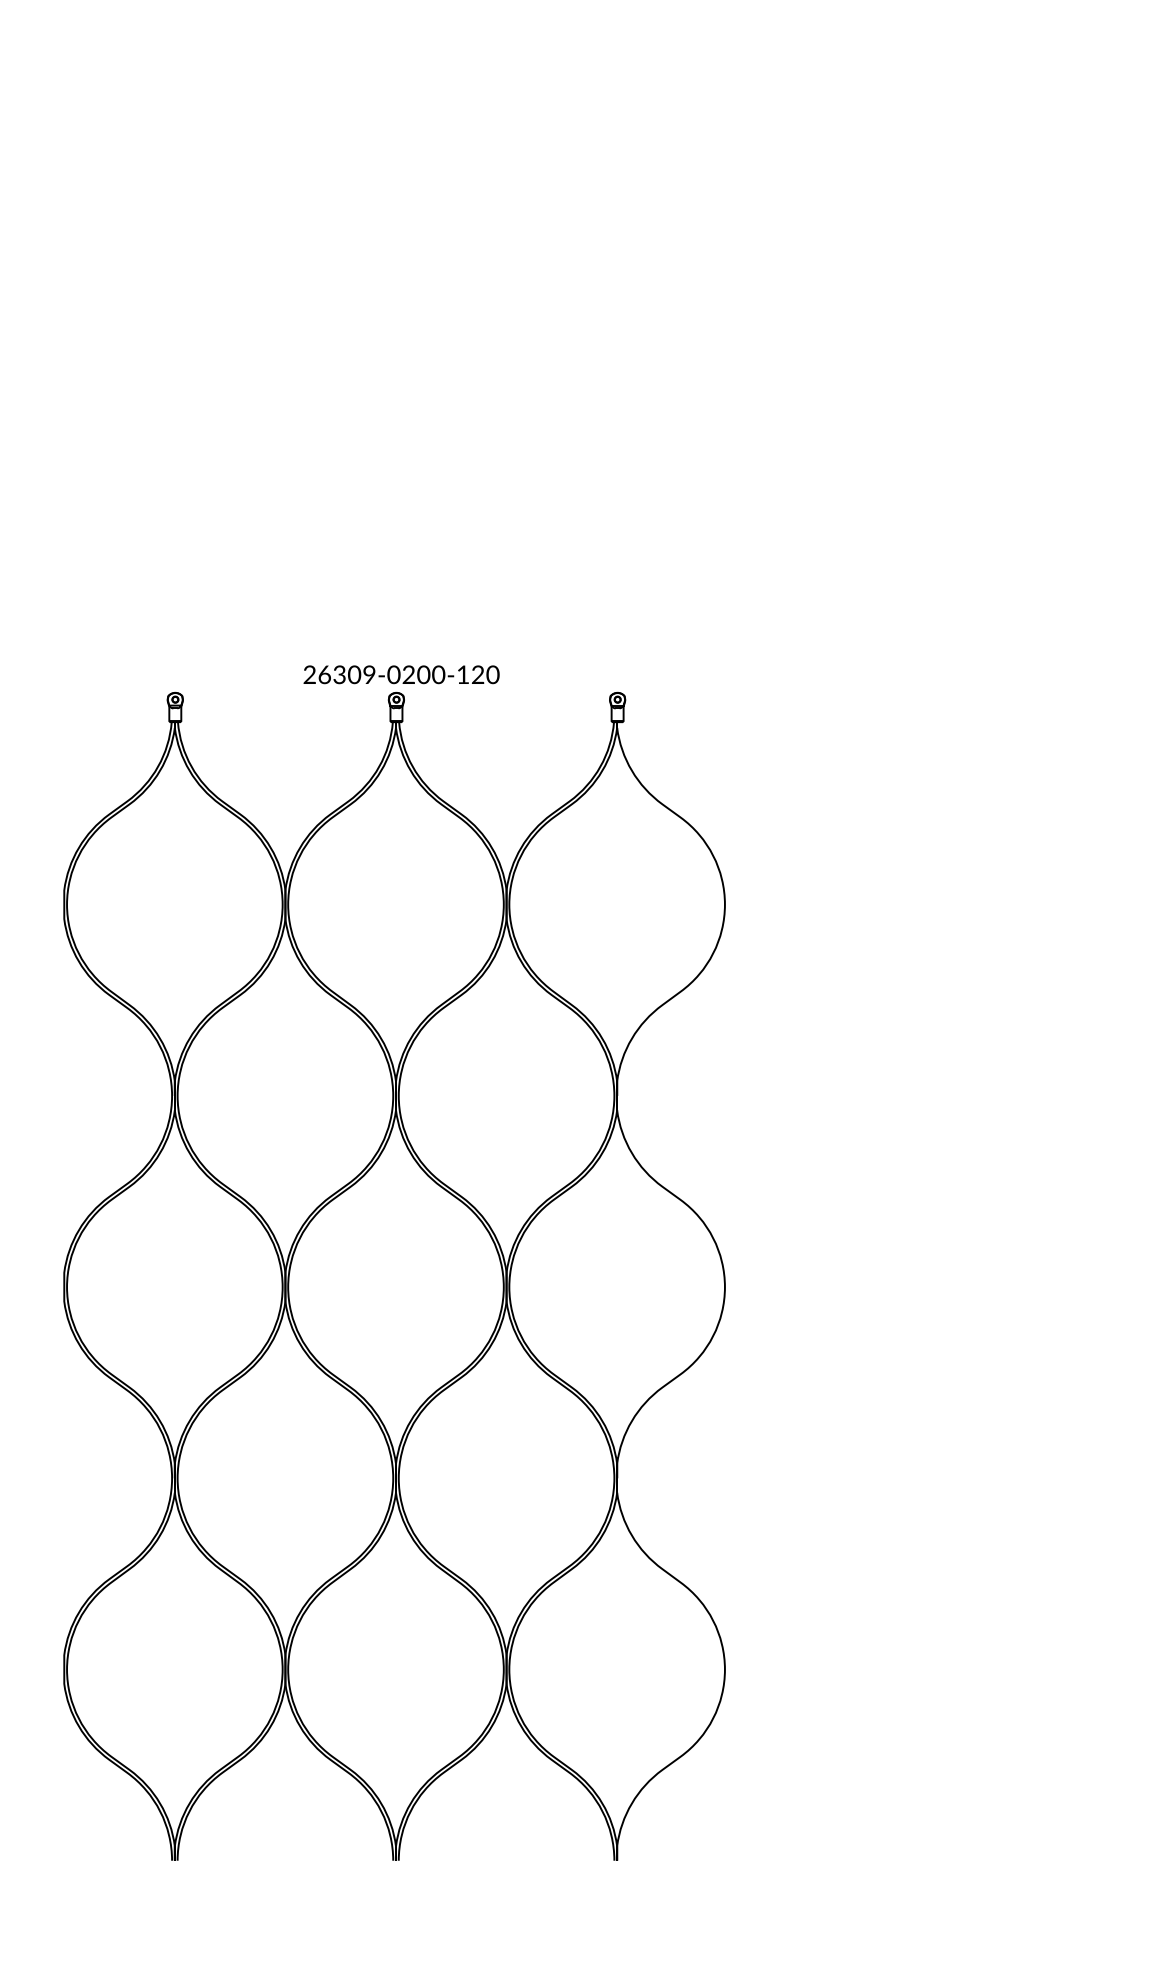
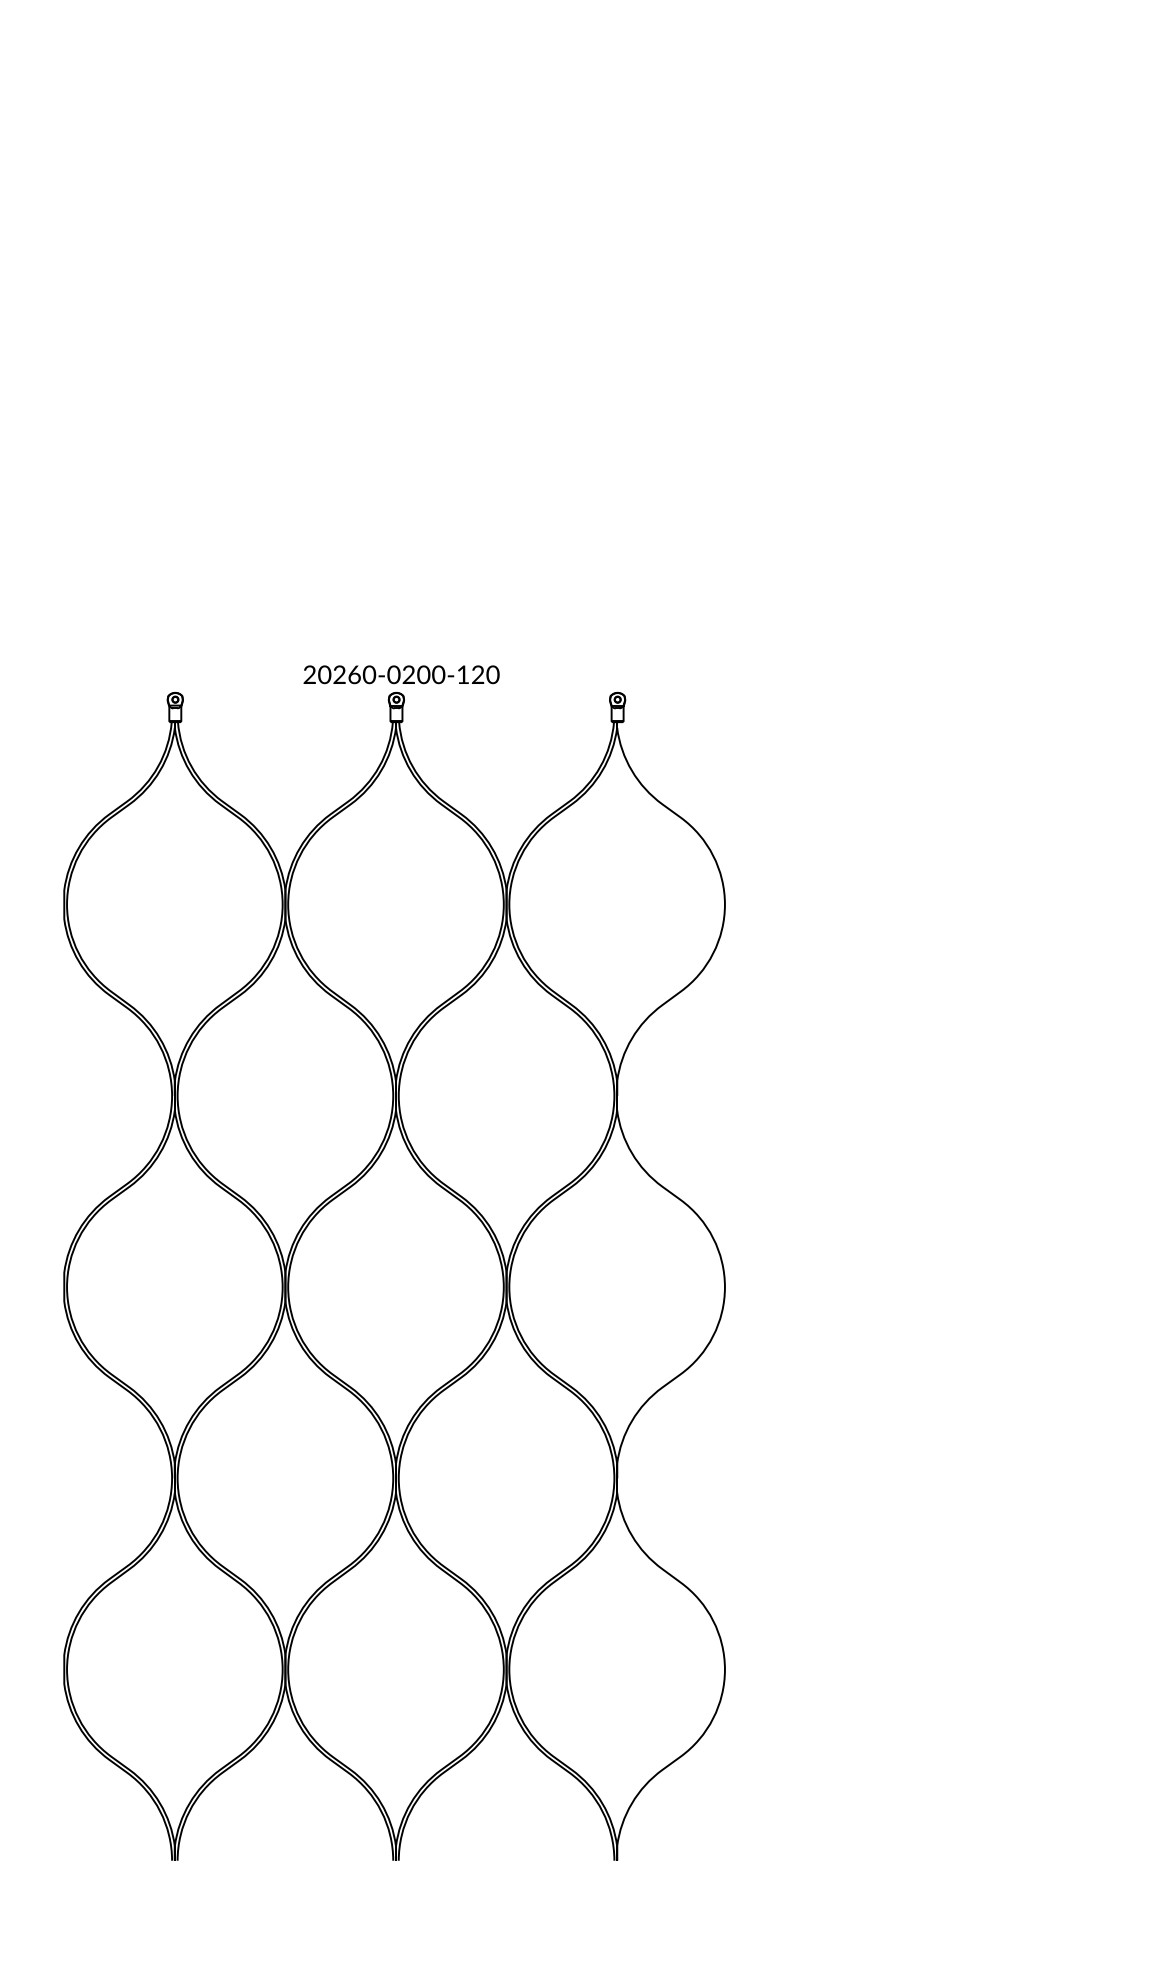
text: 26309-0200-120 -> 20260-0200-120 (347, 674)
